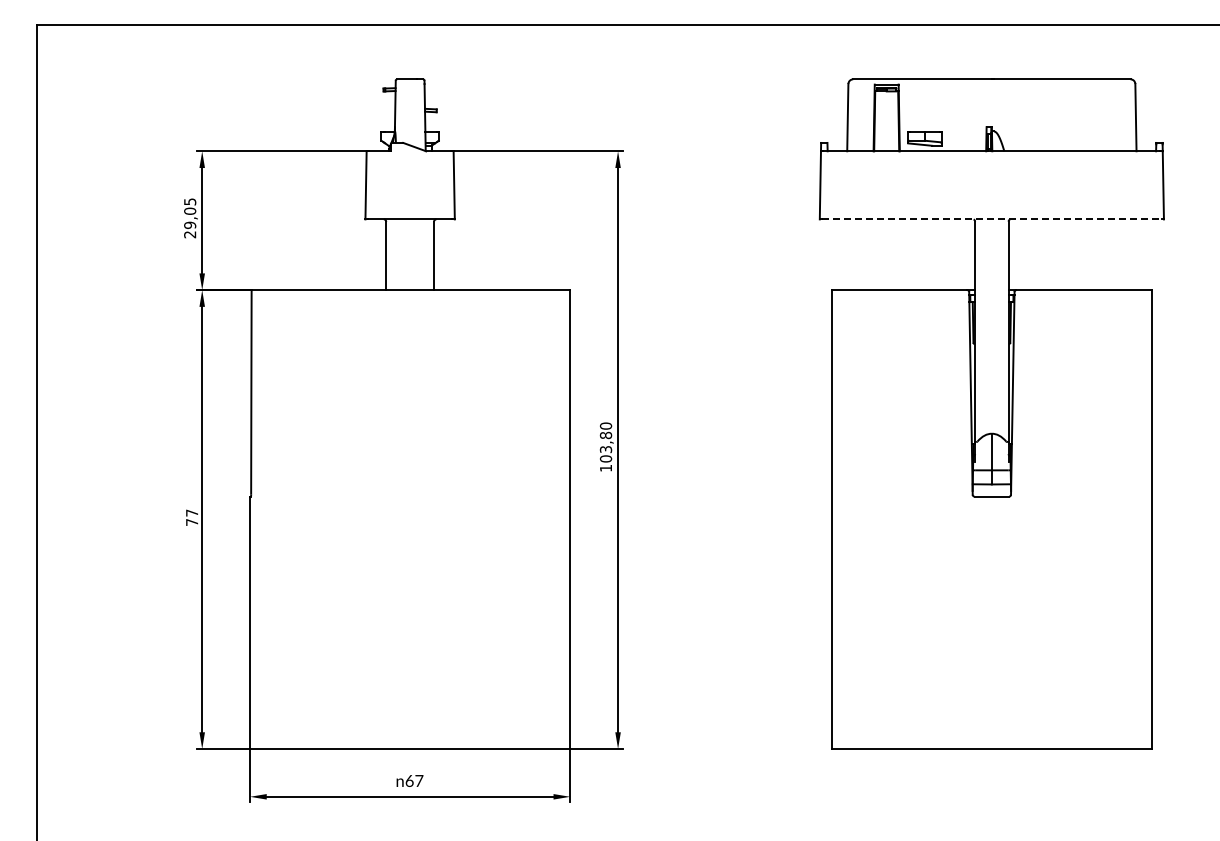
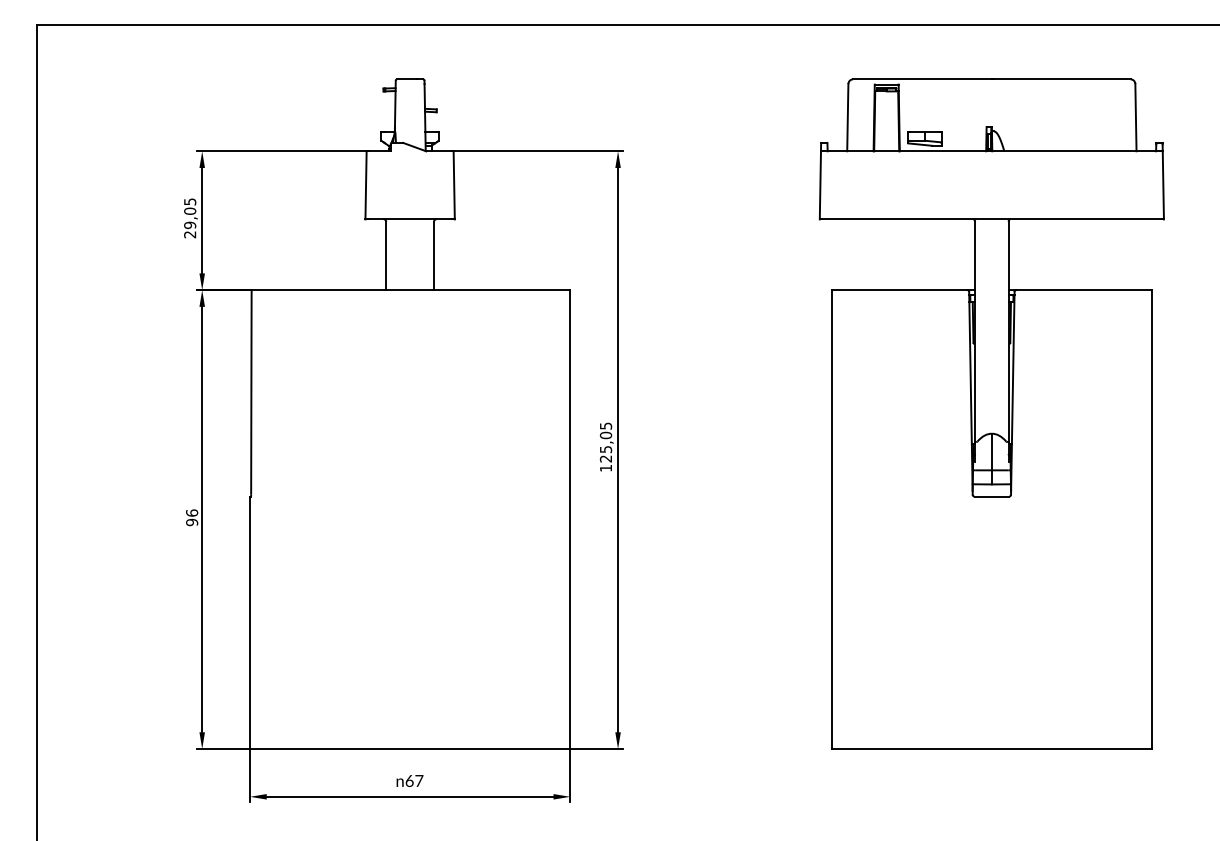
line: dashed -> solid (991, 219)
text: 103,80 -> 125,05 (605, 442)
text: 77 -> 96 (192, 517)
